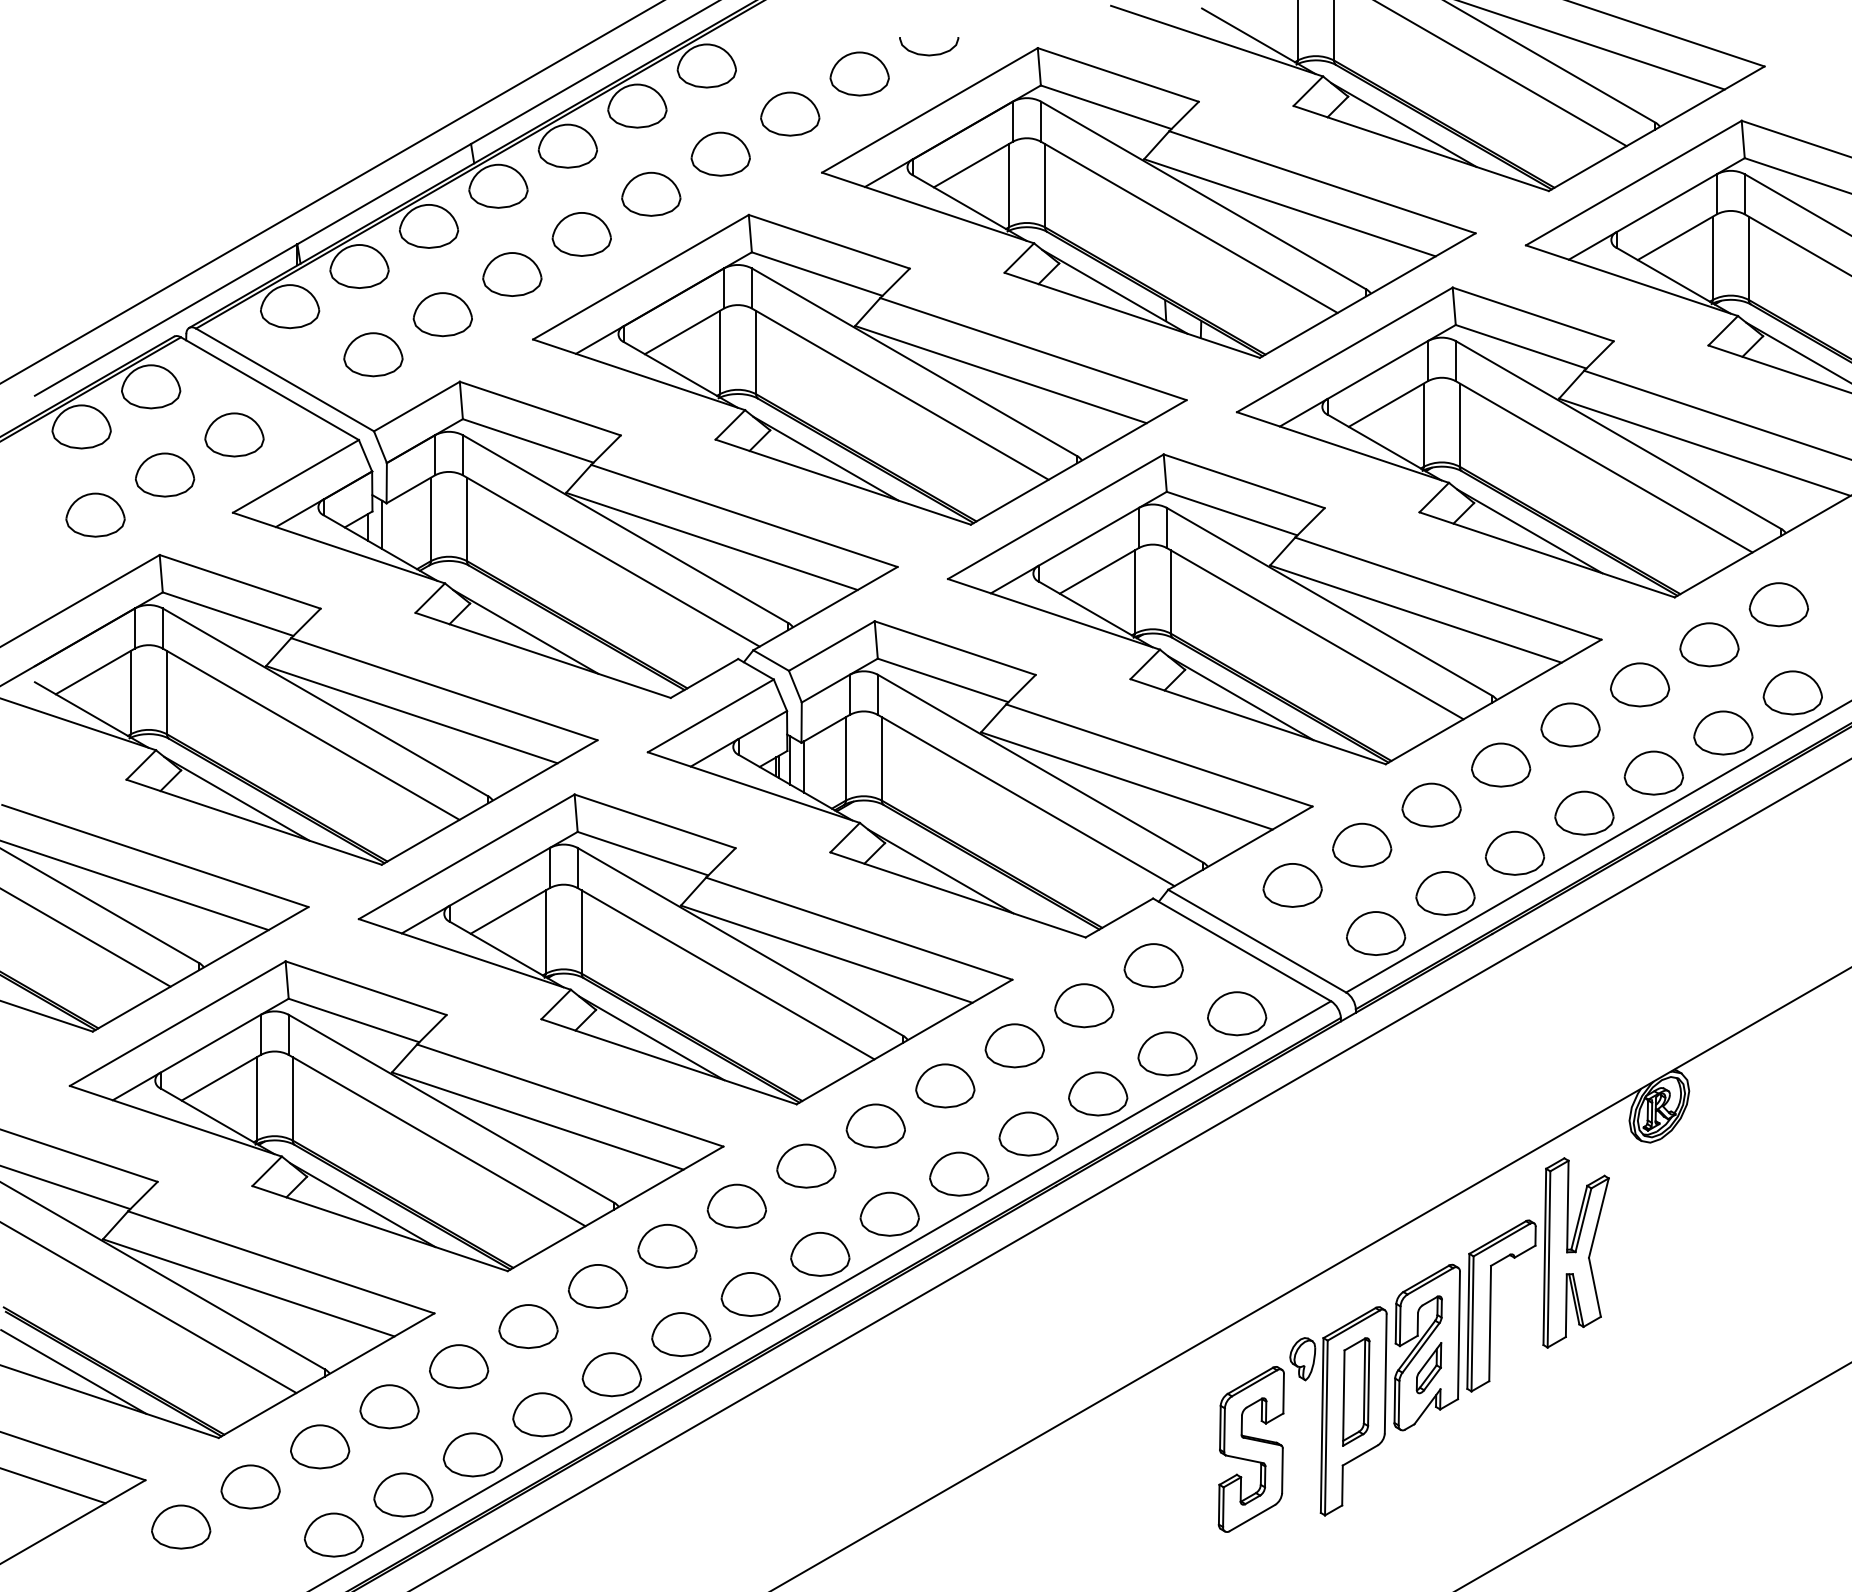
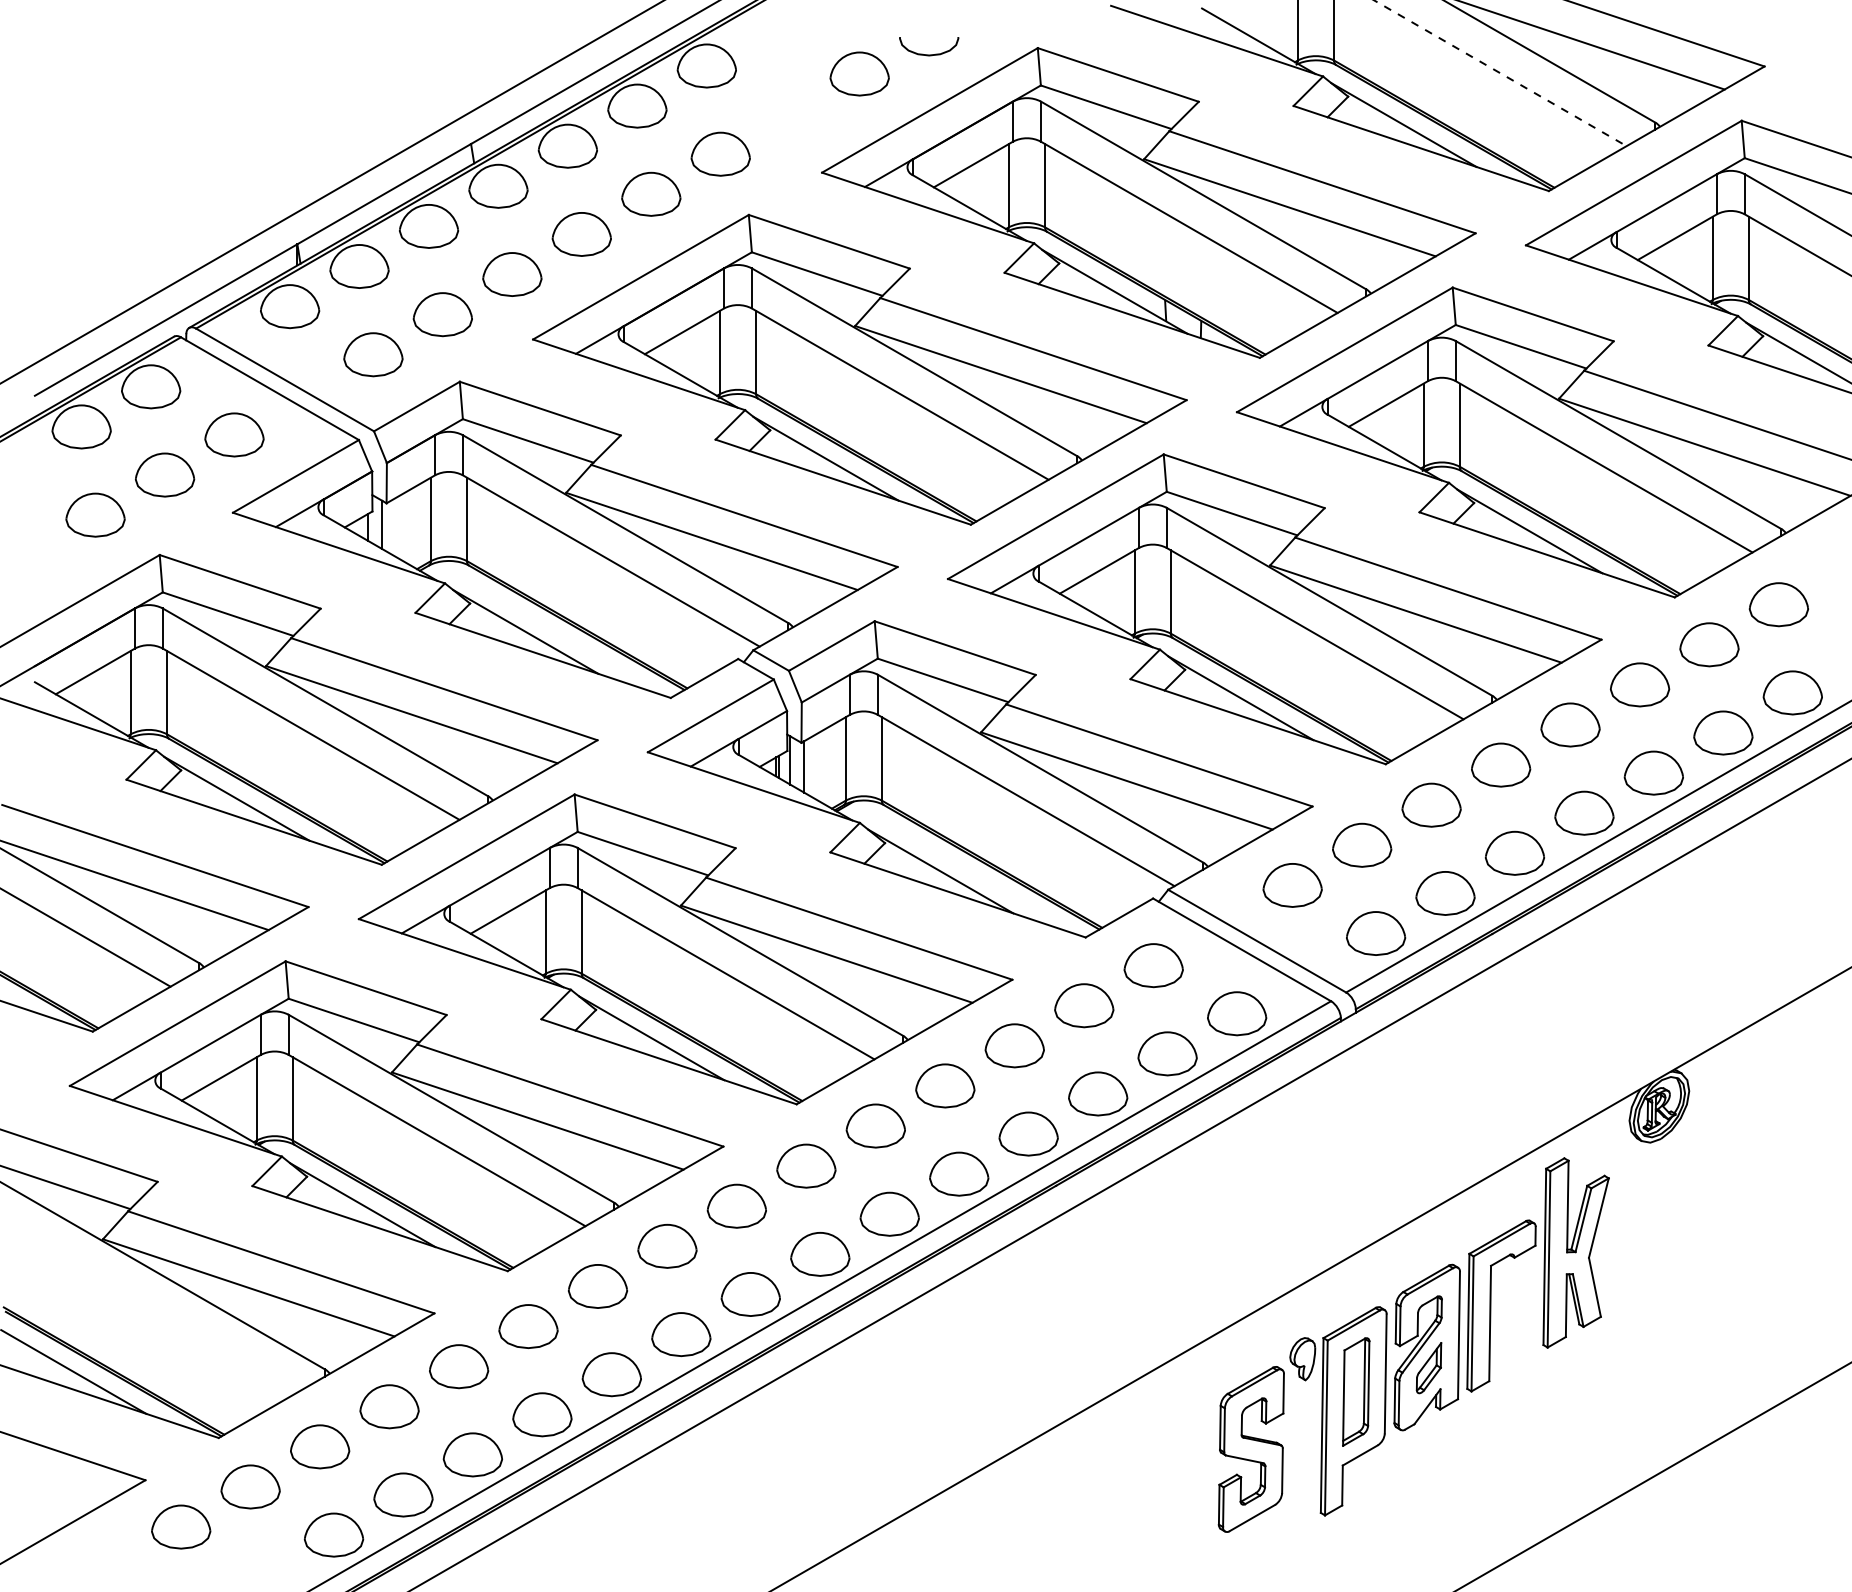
line: solid -> dashed (1500, 73)
part: present -> none (790, 113)
line: present -> none (149, 1308)
line: present -> none (53, 1485)
